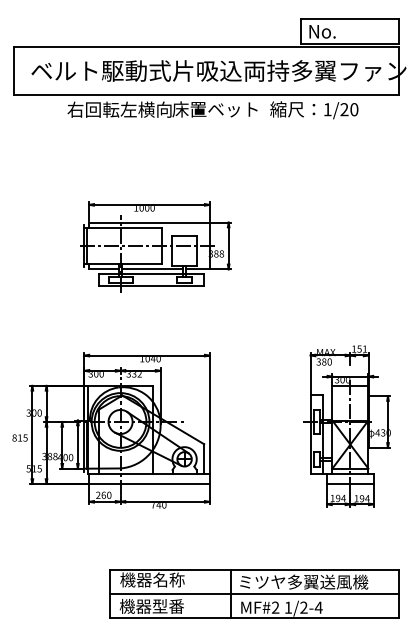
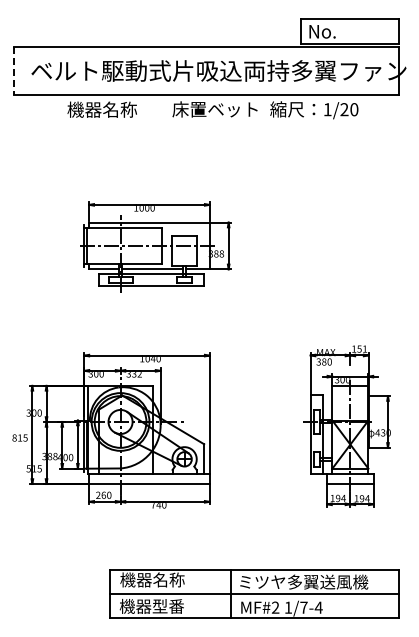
line: solid -> dashed (14, 71)
text: 右回転左横向 -> 機器名称 (119, 109)
text: 1/2-4 -> 1/7-4 (303, 607)
